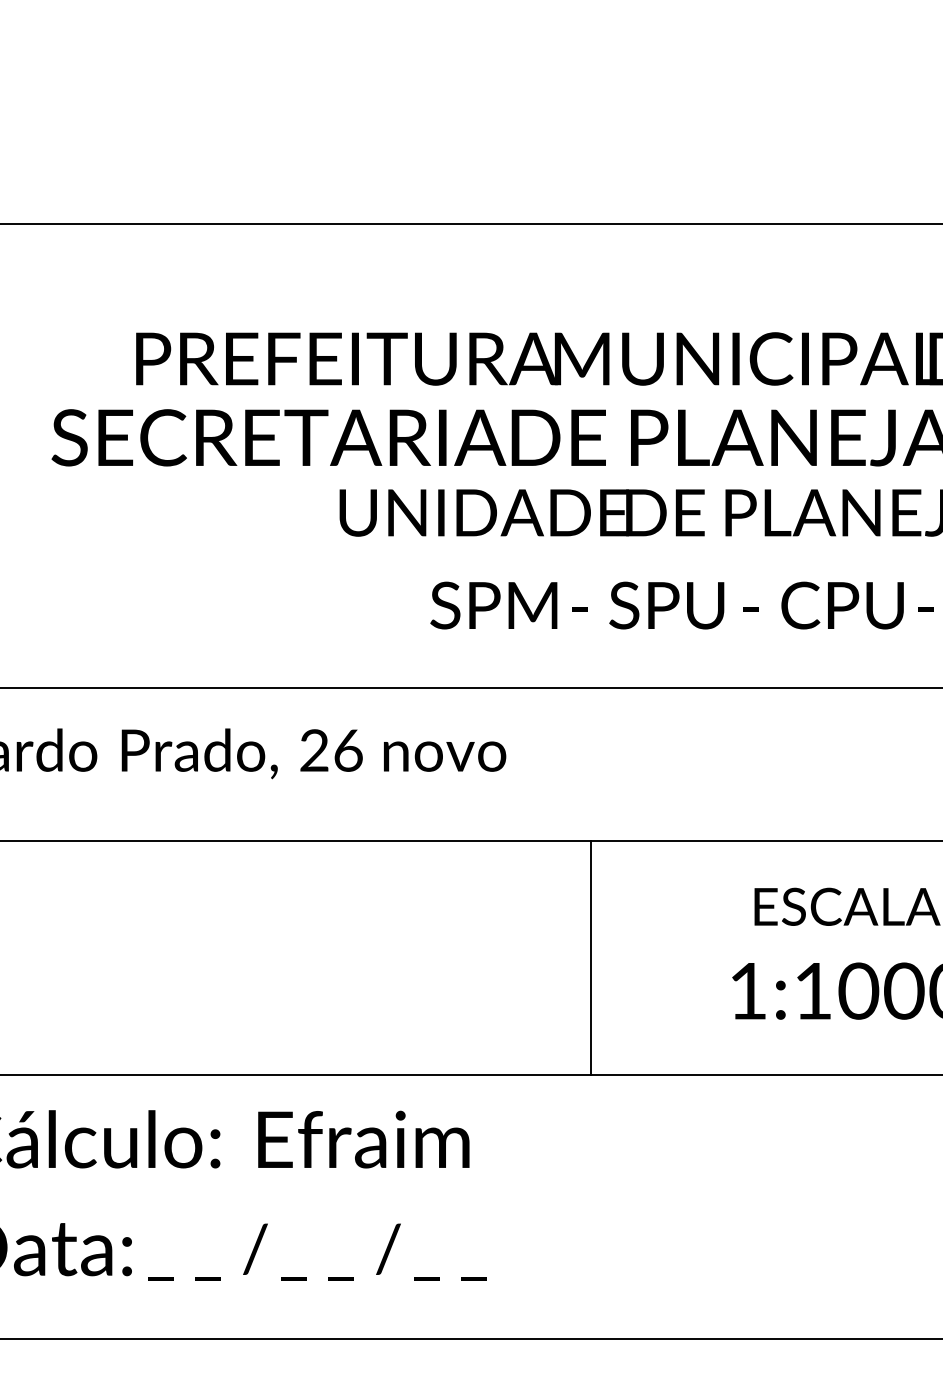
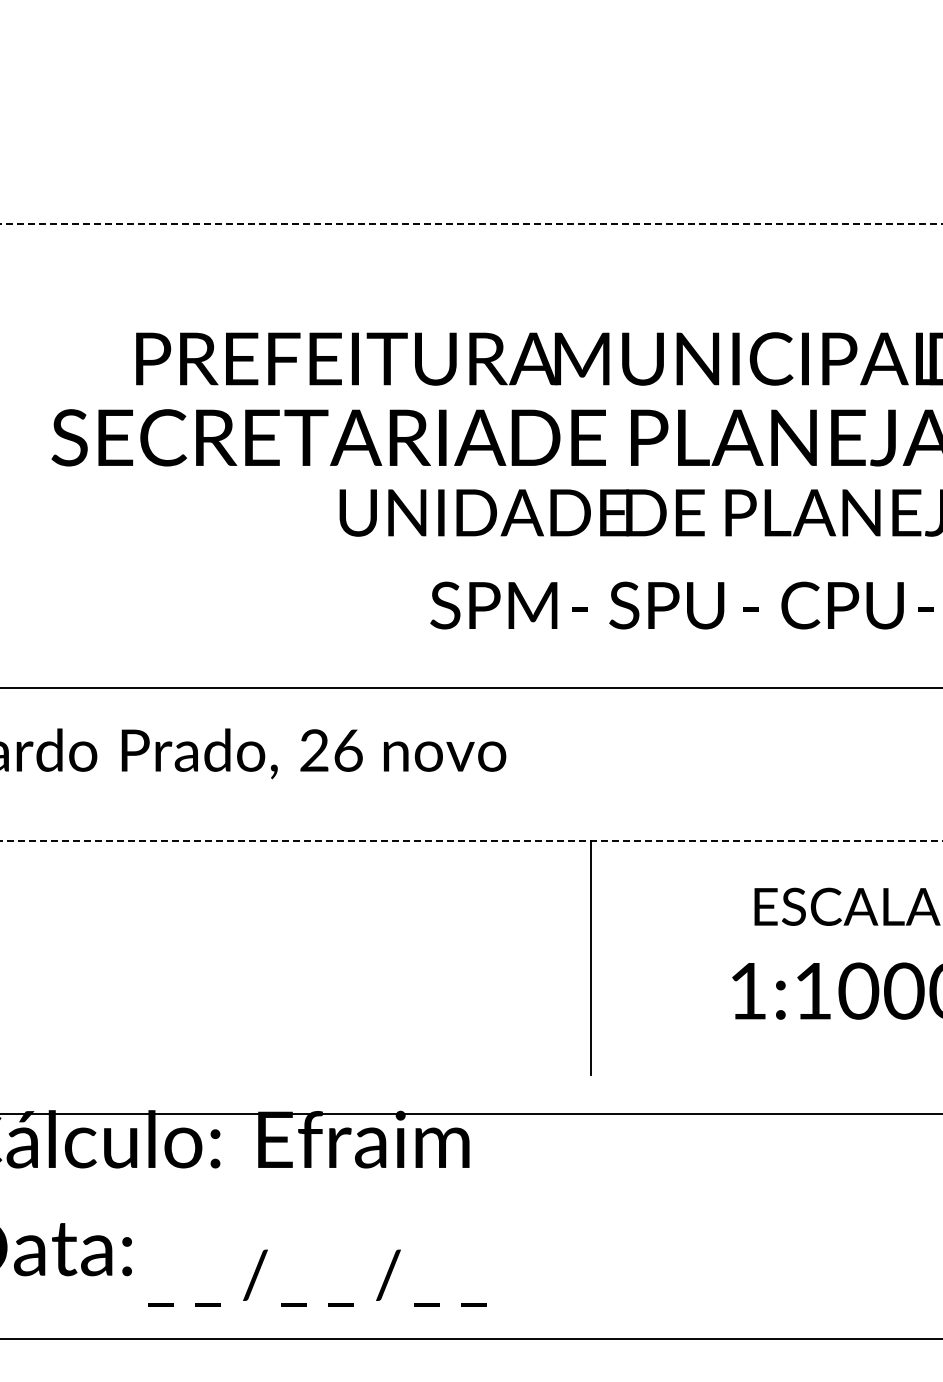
line: solid -> dashed (471, 224)
line: solid -> dashed (471, 840)
line position: (470, 1074) -> (470, 1113) (470, 1113)
text position: (317, 1251) -> (317, 1277) (317, 1277)
